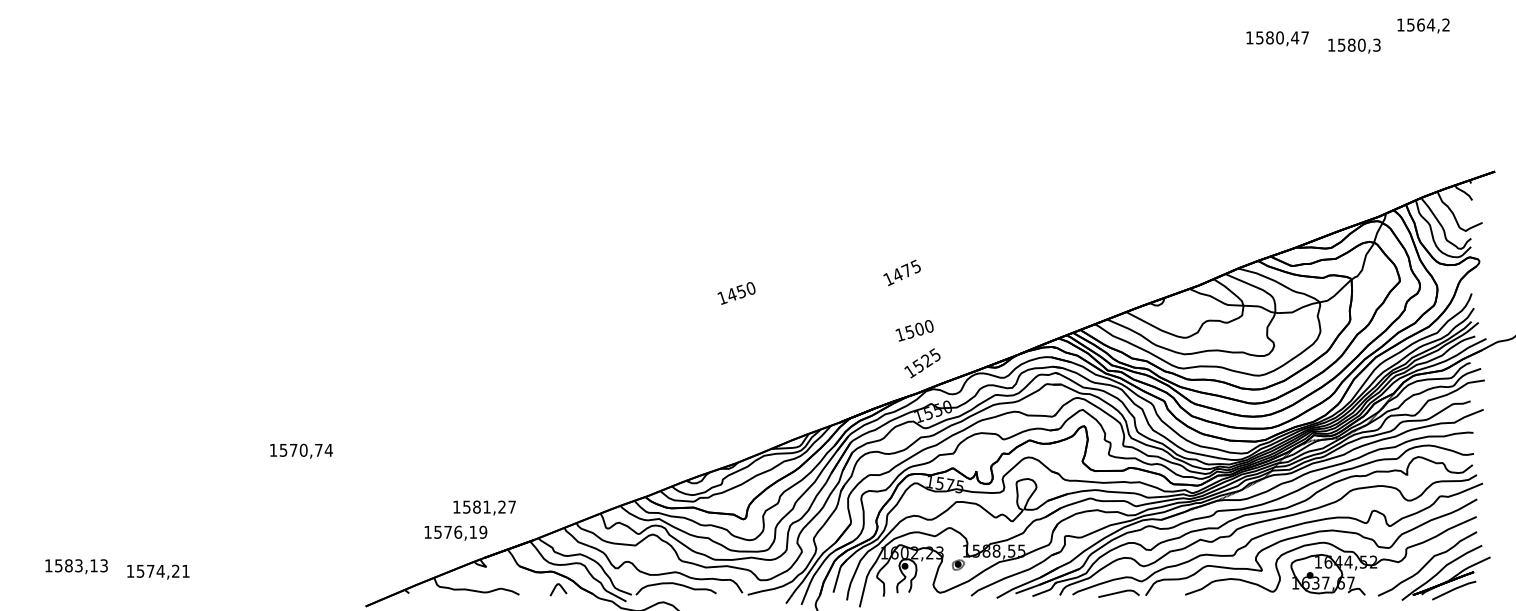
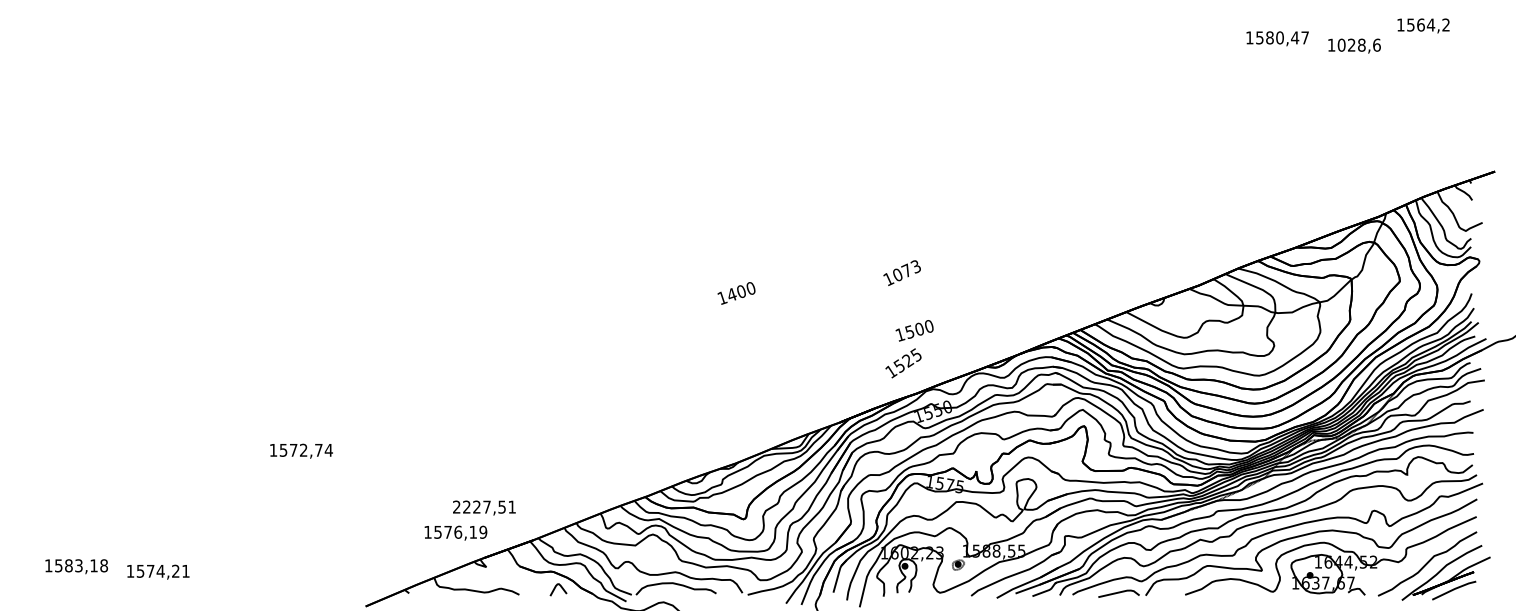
text: 1580,3 -> 1028,6 (1358, 44)
text: 1475 -> 1073 (906, 270)
text: 1450 -> 1400 (740, 291)
text position: (922, 363) -> (903, 363) (903, 363)
text: 1570,74 -> 1572,74 (303, 449)
text: 1581,27 -> 2227,51 (484, 506)
text: 1583,13 -> 1583,18 (104, 565)
